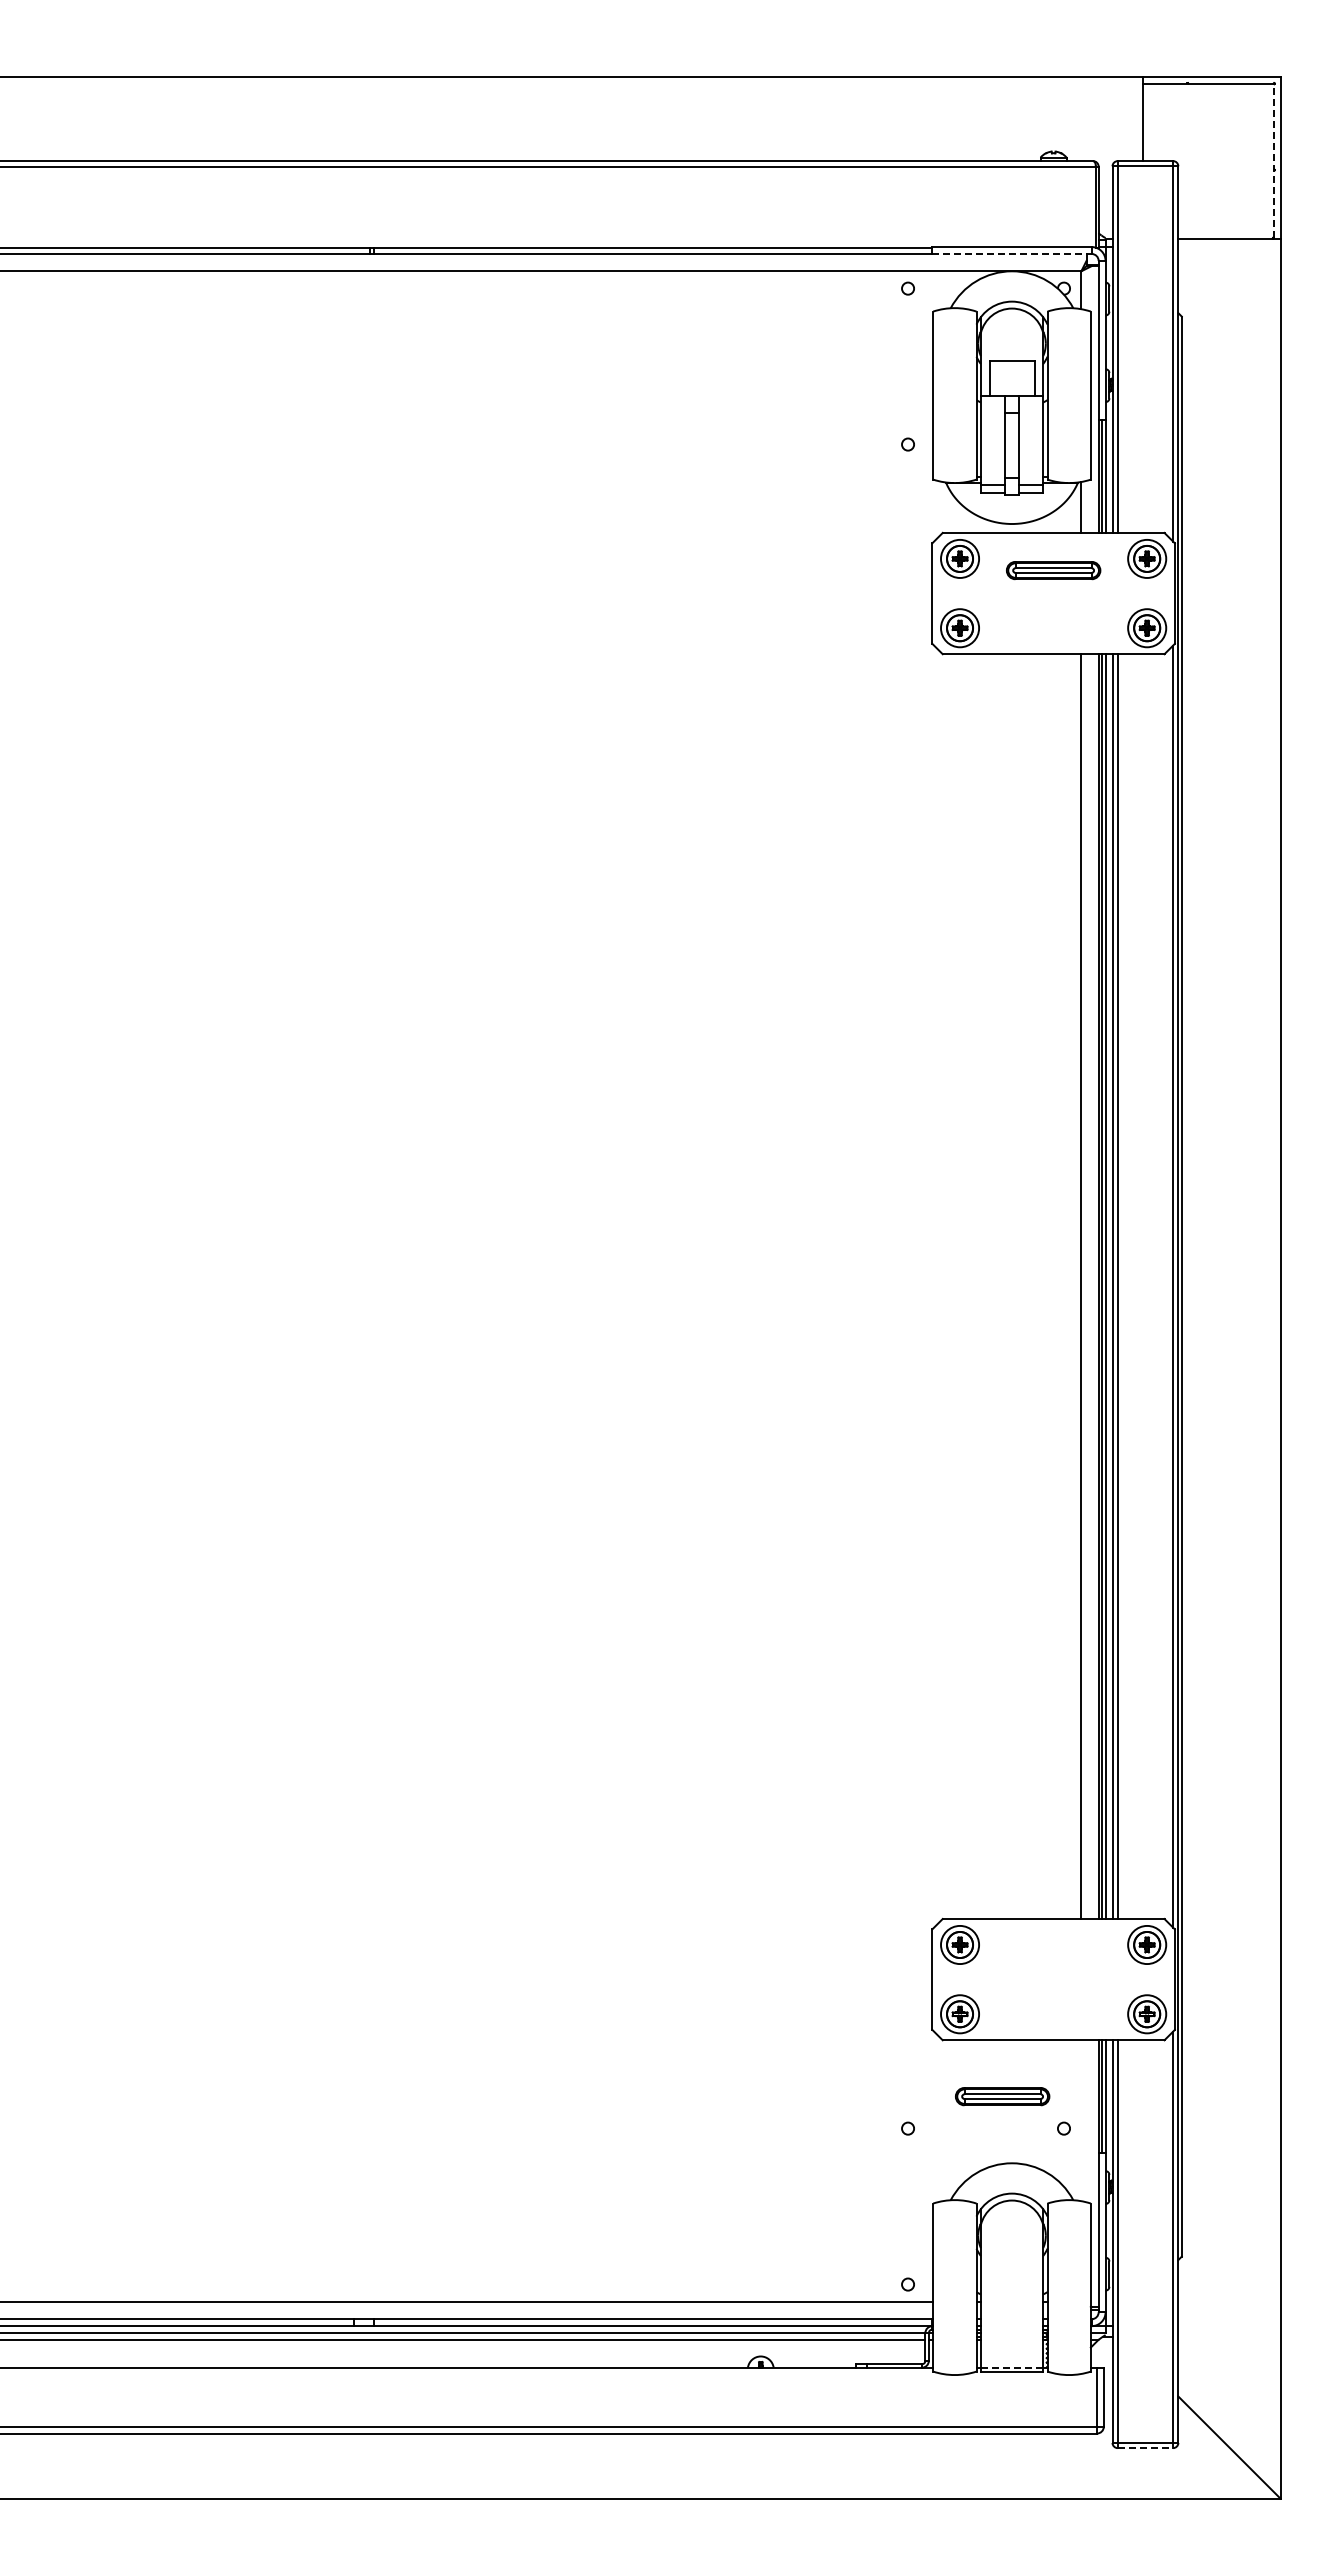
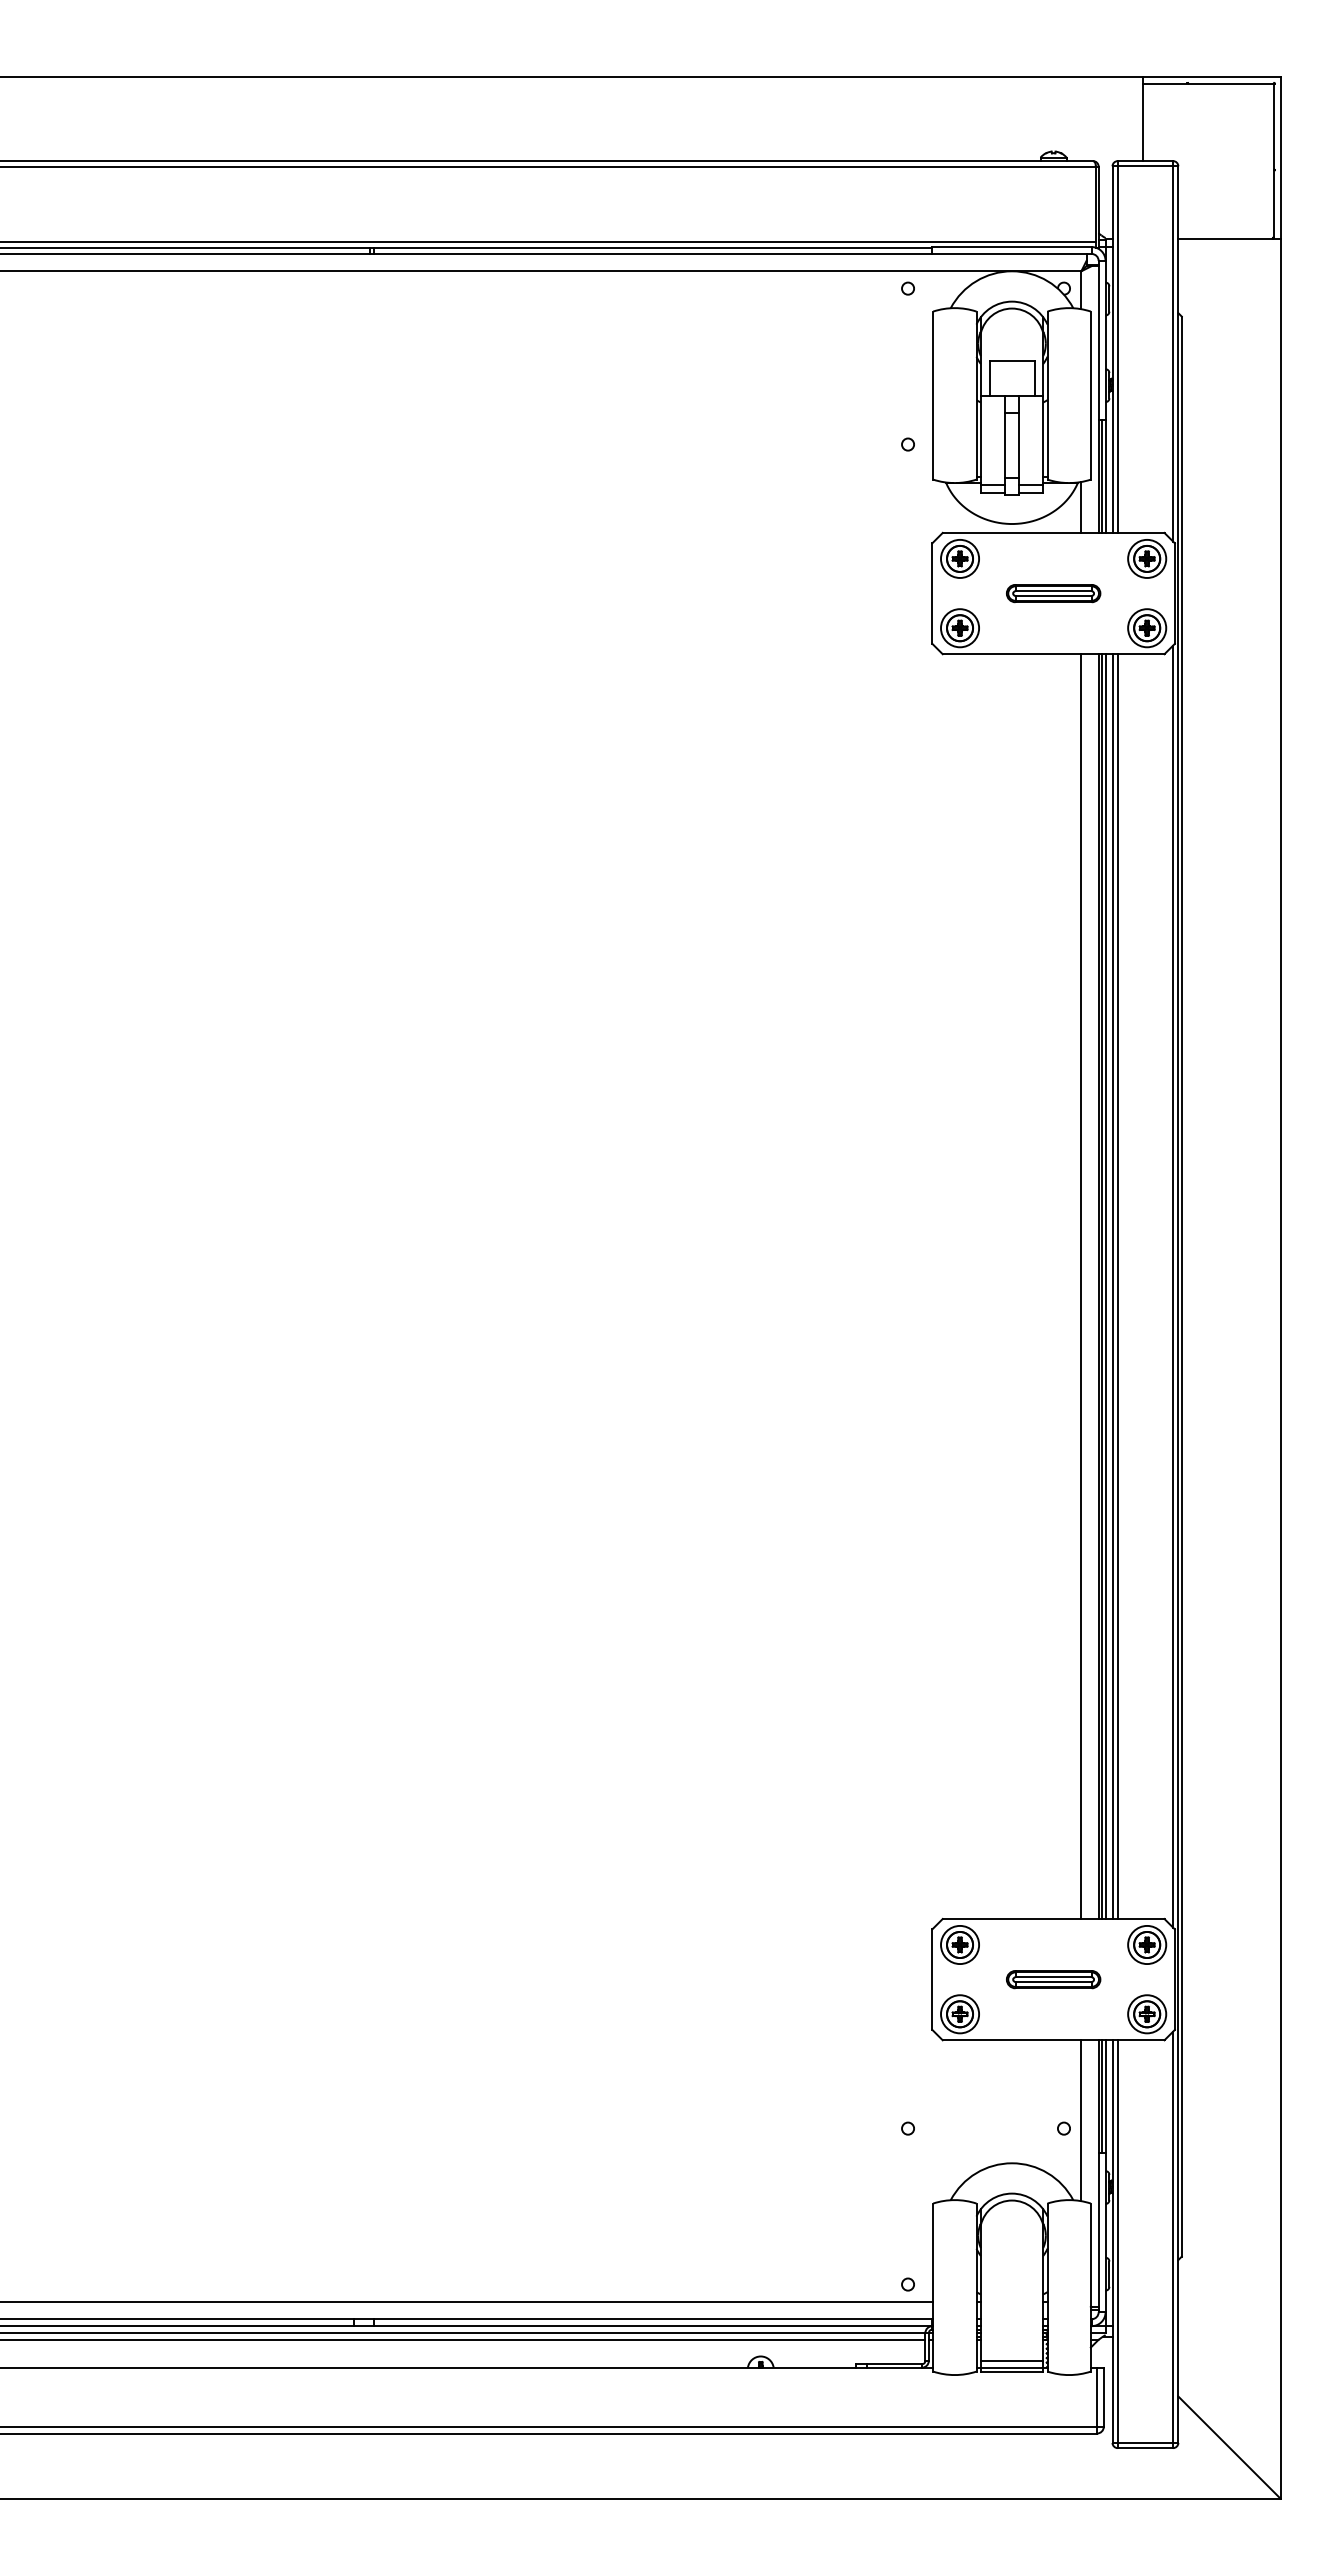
line: dashed -> solid (1274, 160)
line: none -> present (548, 242)
line: dashed -> solid (1012, 254)
part position: (1053, 570) -> (1053, 593) (1053, 593)
part position: (1002, 2096) -> (1053, 1979) (1053, 1979)
line: none -> present (1081, 2120)
line: none -> present (1011, 2361)
line: dashed -> solid (1011, 2367)
line: dashed -> solid (1145, 2448)
